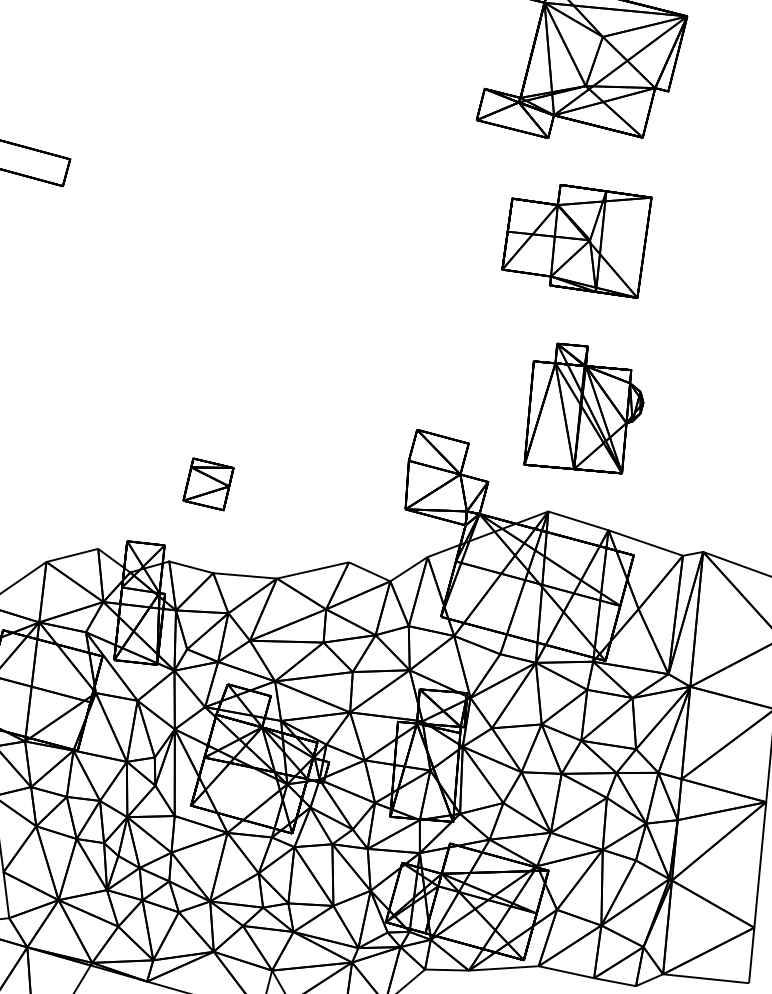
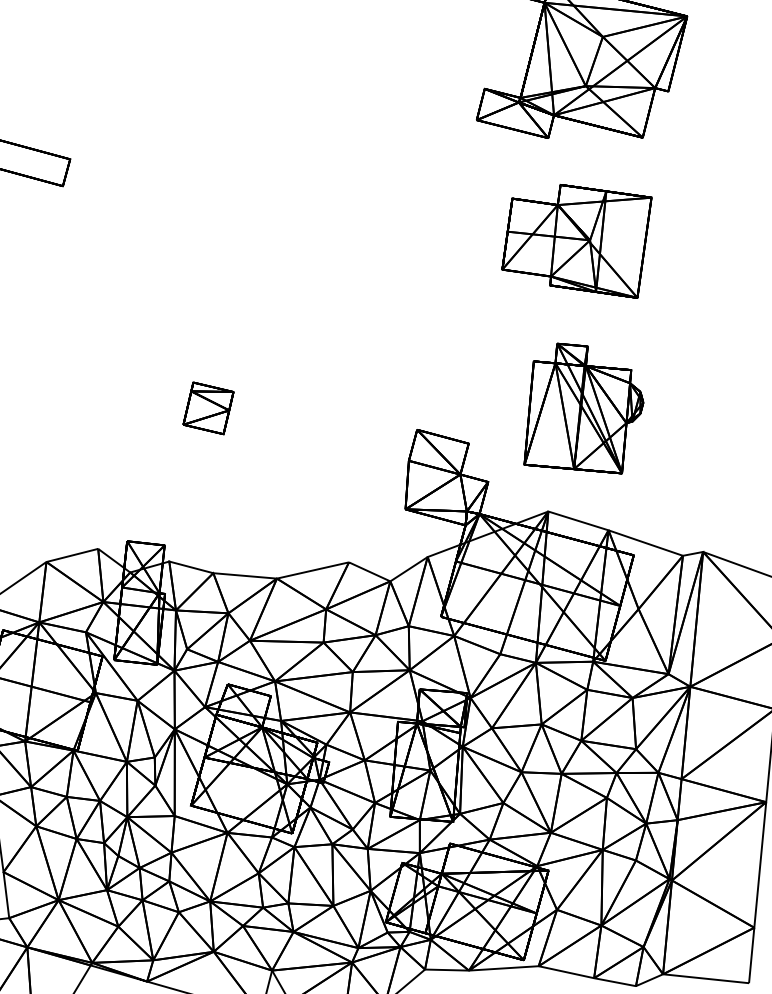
part position: (208, 484) -> (208, 408) (208, 408)
